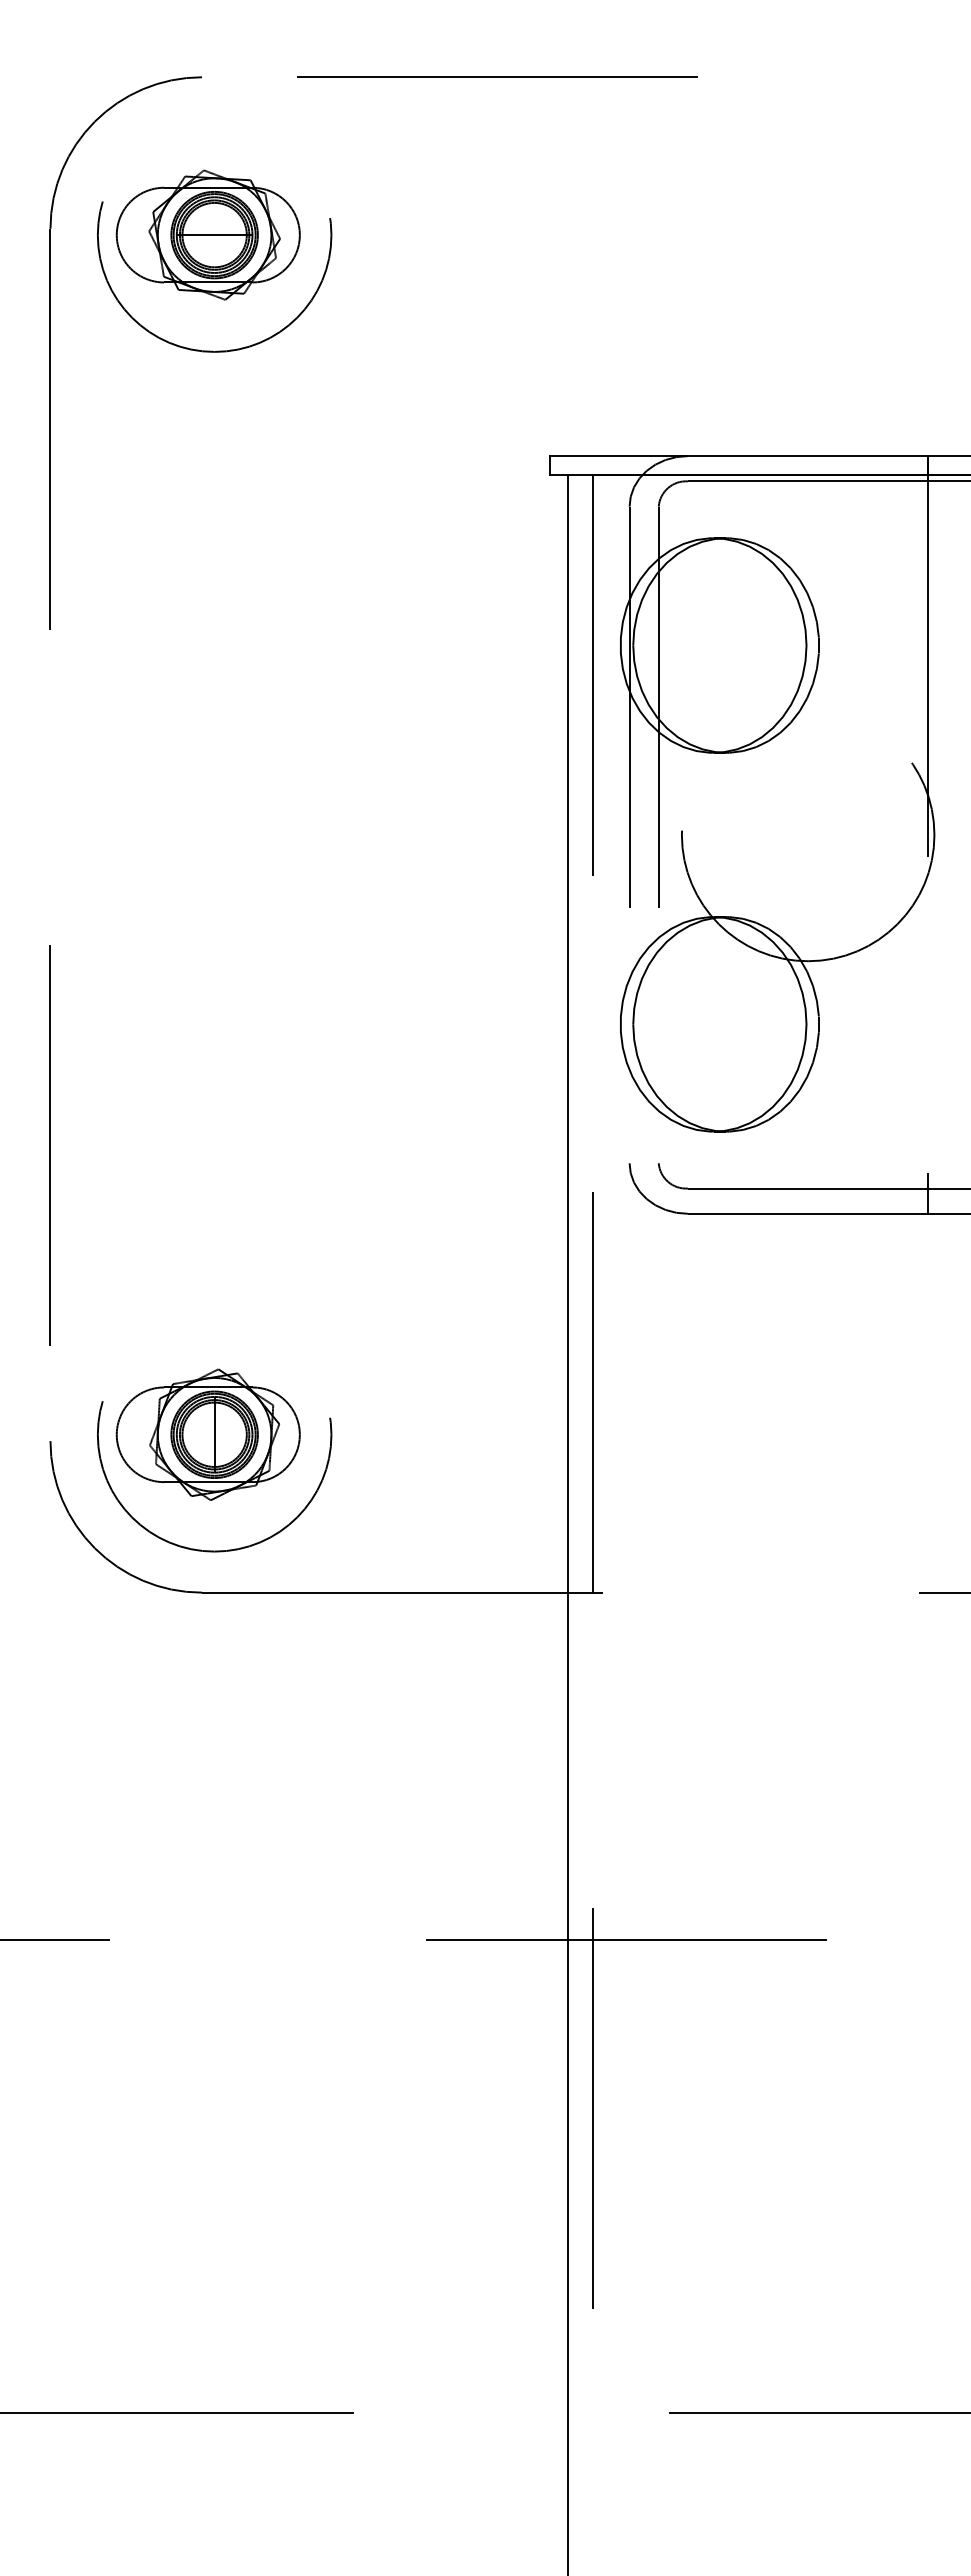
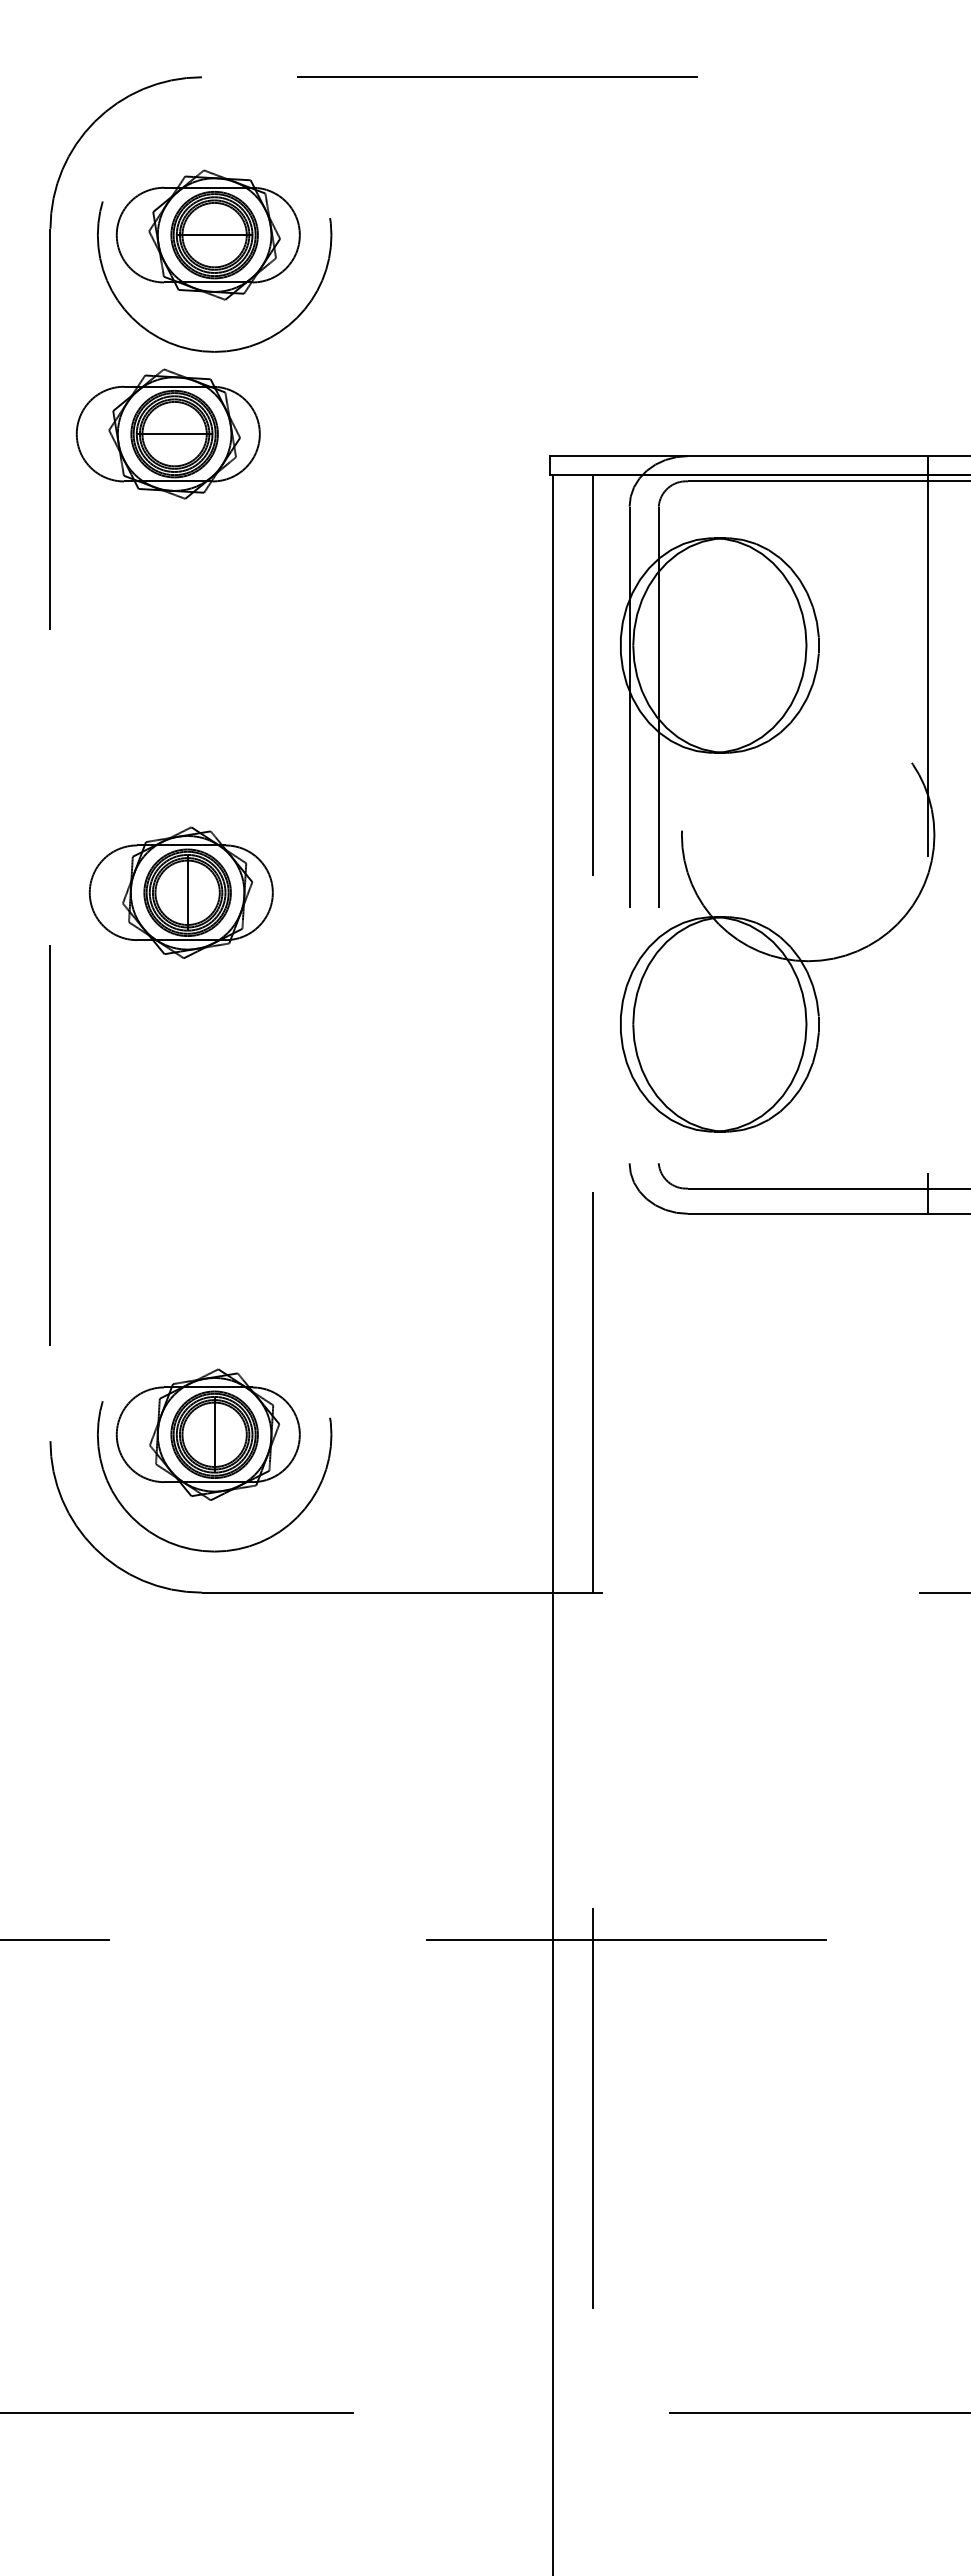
part: none -> present (167, 433)
part: none -> present (180, 892)
line position: (568, 1523) -> (553, 1523) (553, 1523)
